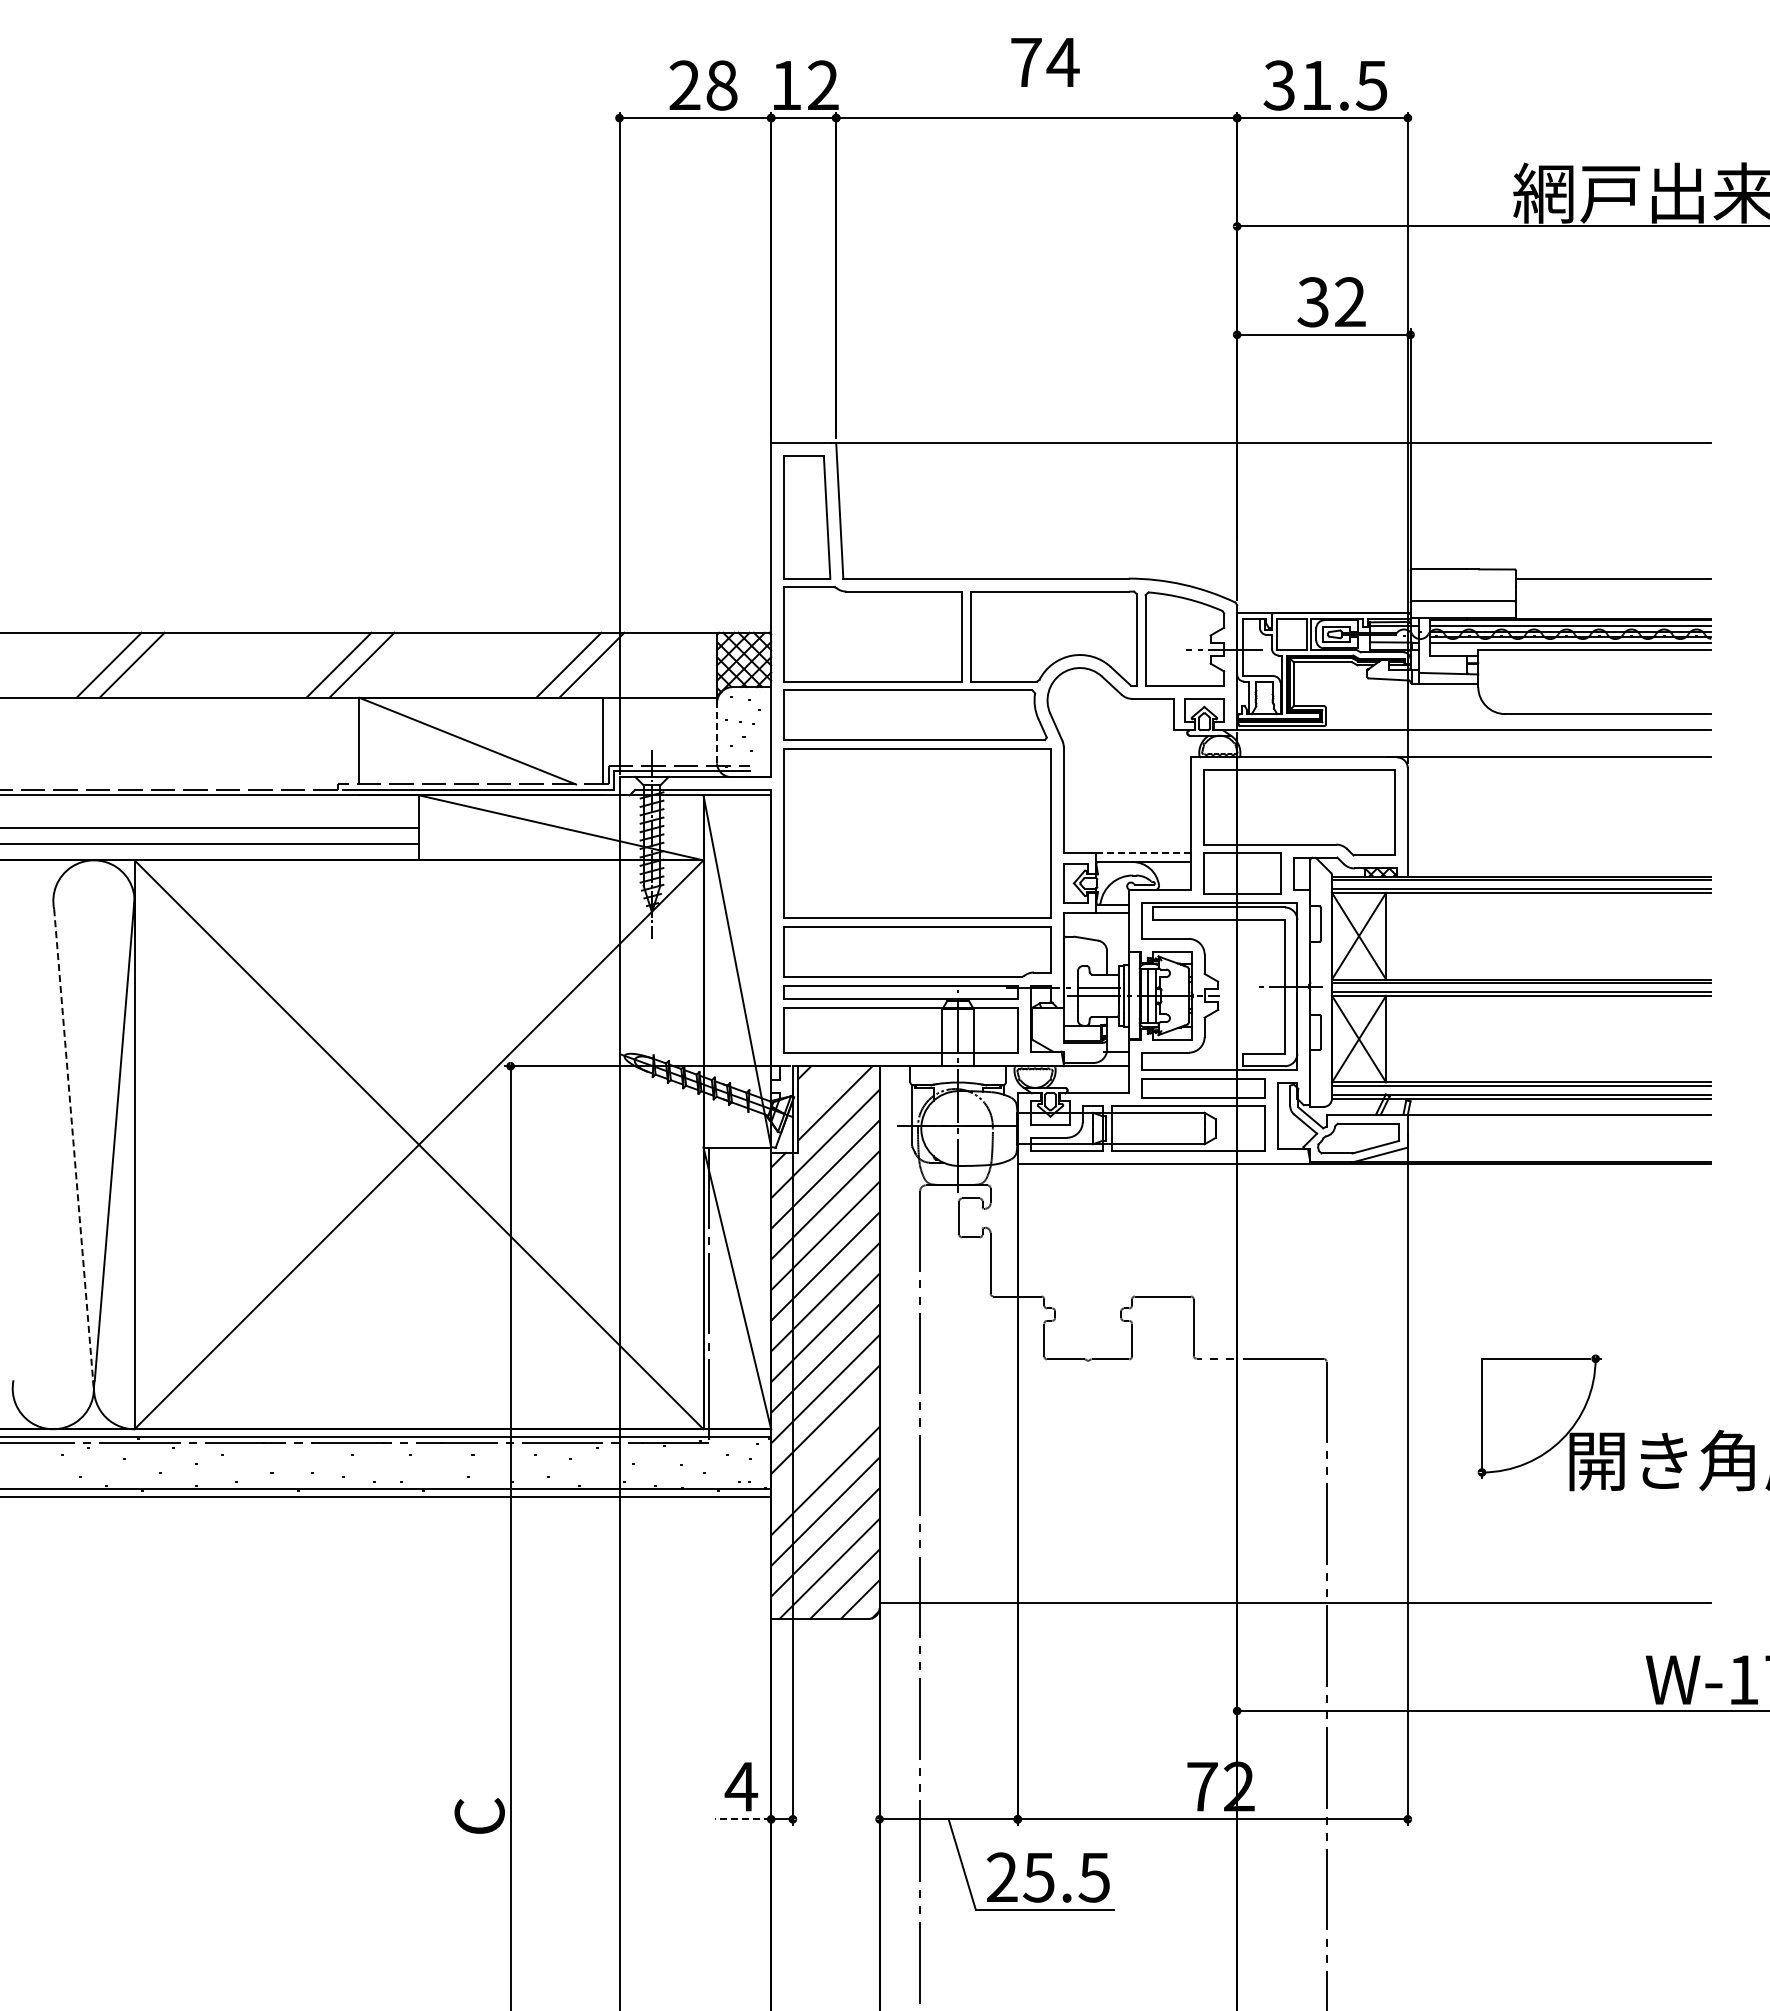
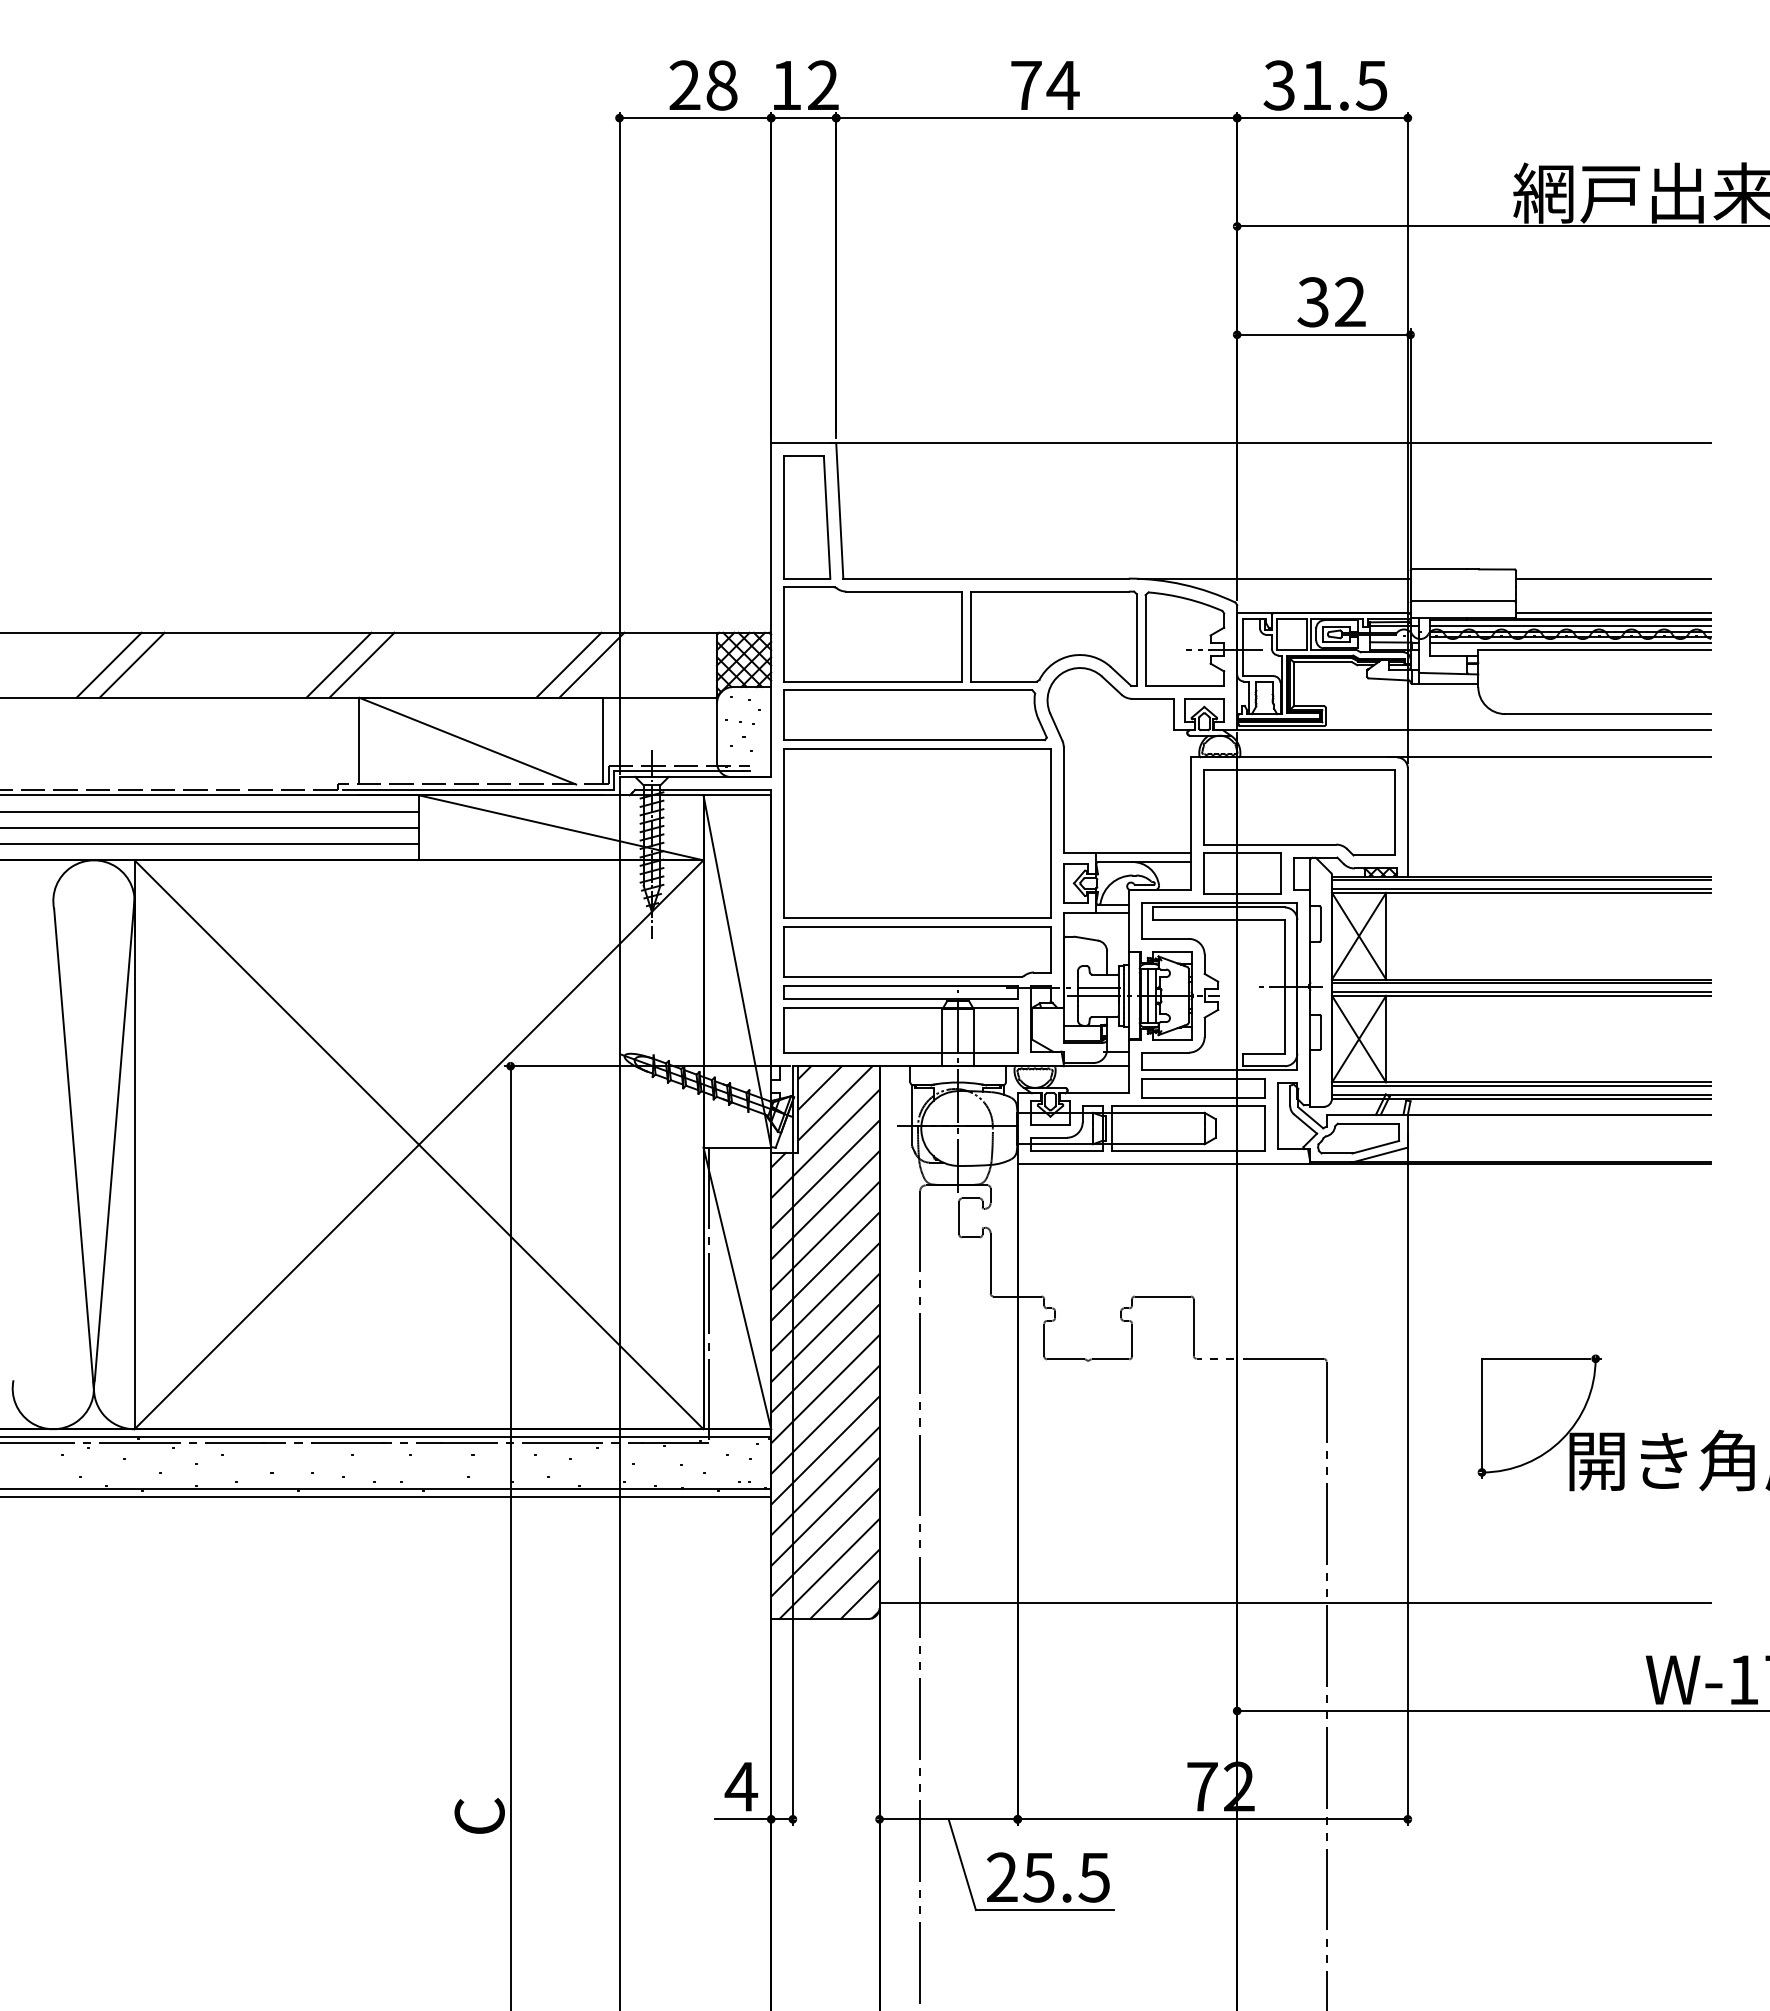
text position: (1045, 62) -> (1045, 85) (1045, 85)
line: none -> present (1274, 578)
line: none -> present (1613, 613)
line: dashed -> solid (717, 732)
line: none -> present (210, 811)
line: dashed -> solid (1140, 853)
line: none -> present (819, 1087)
line: dashed -> solid (74, 1149)
line: none -> present (825, 1450)
line: dashed -> solid (742, 1819)
